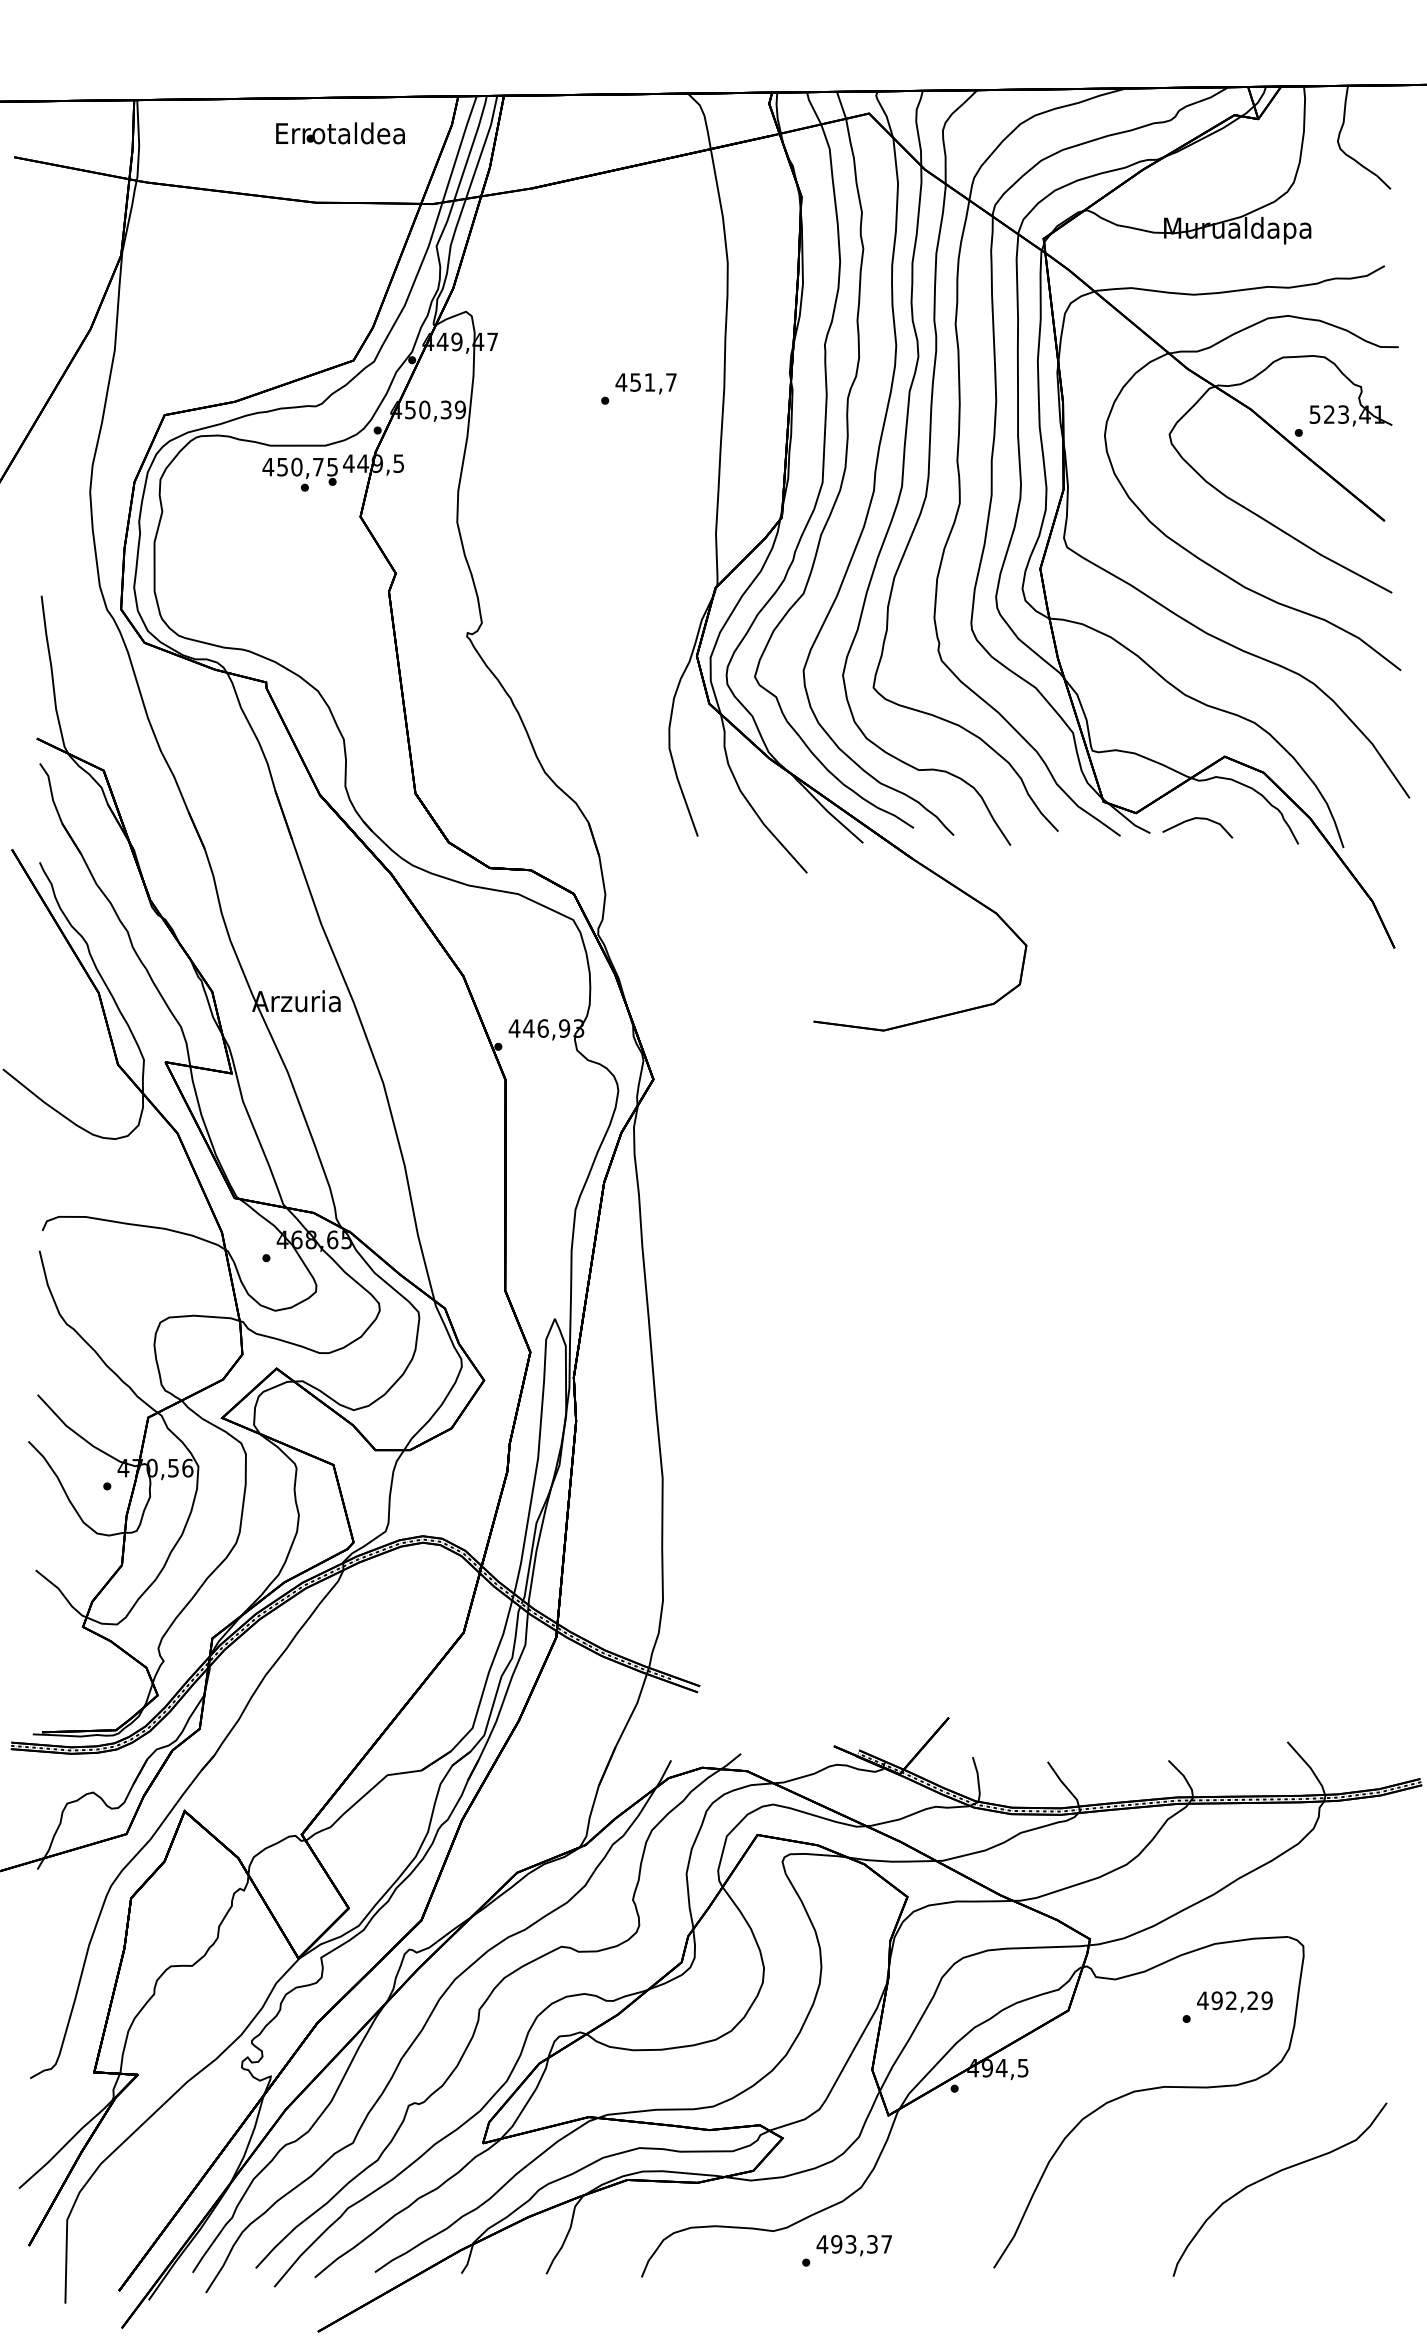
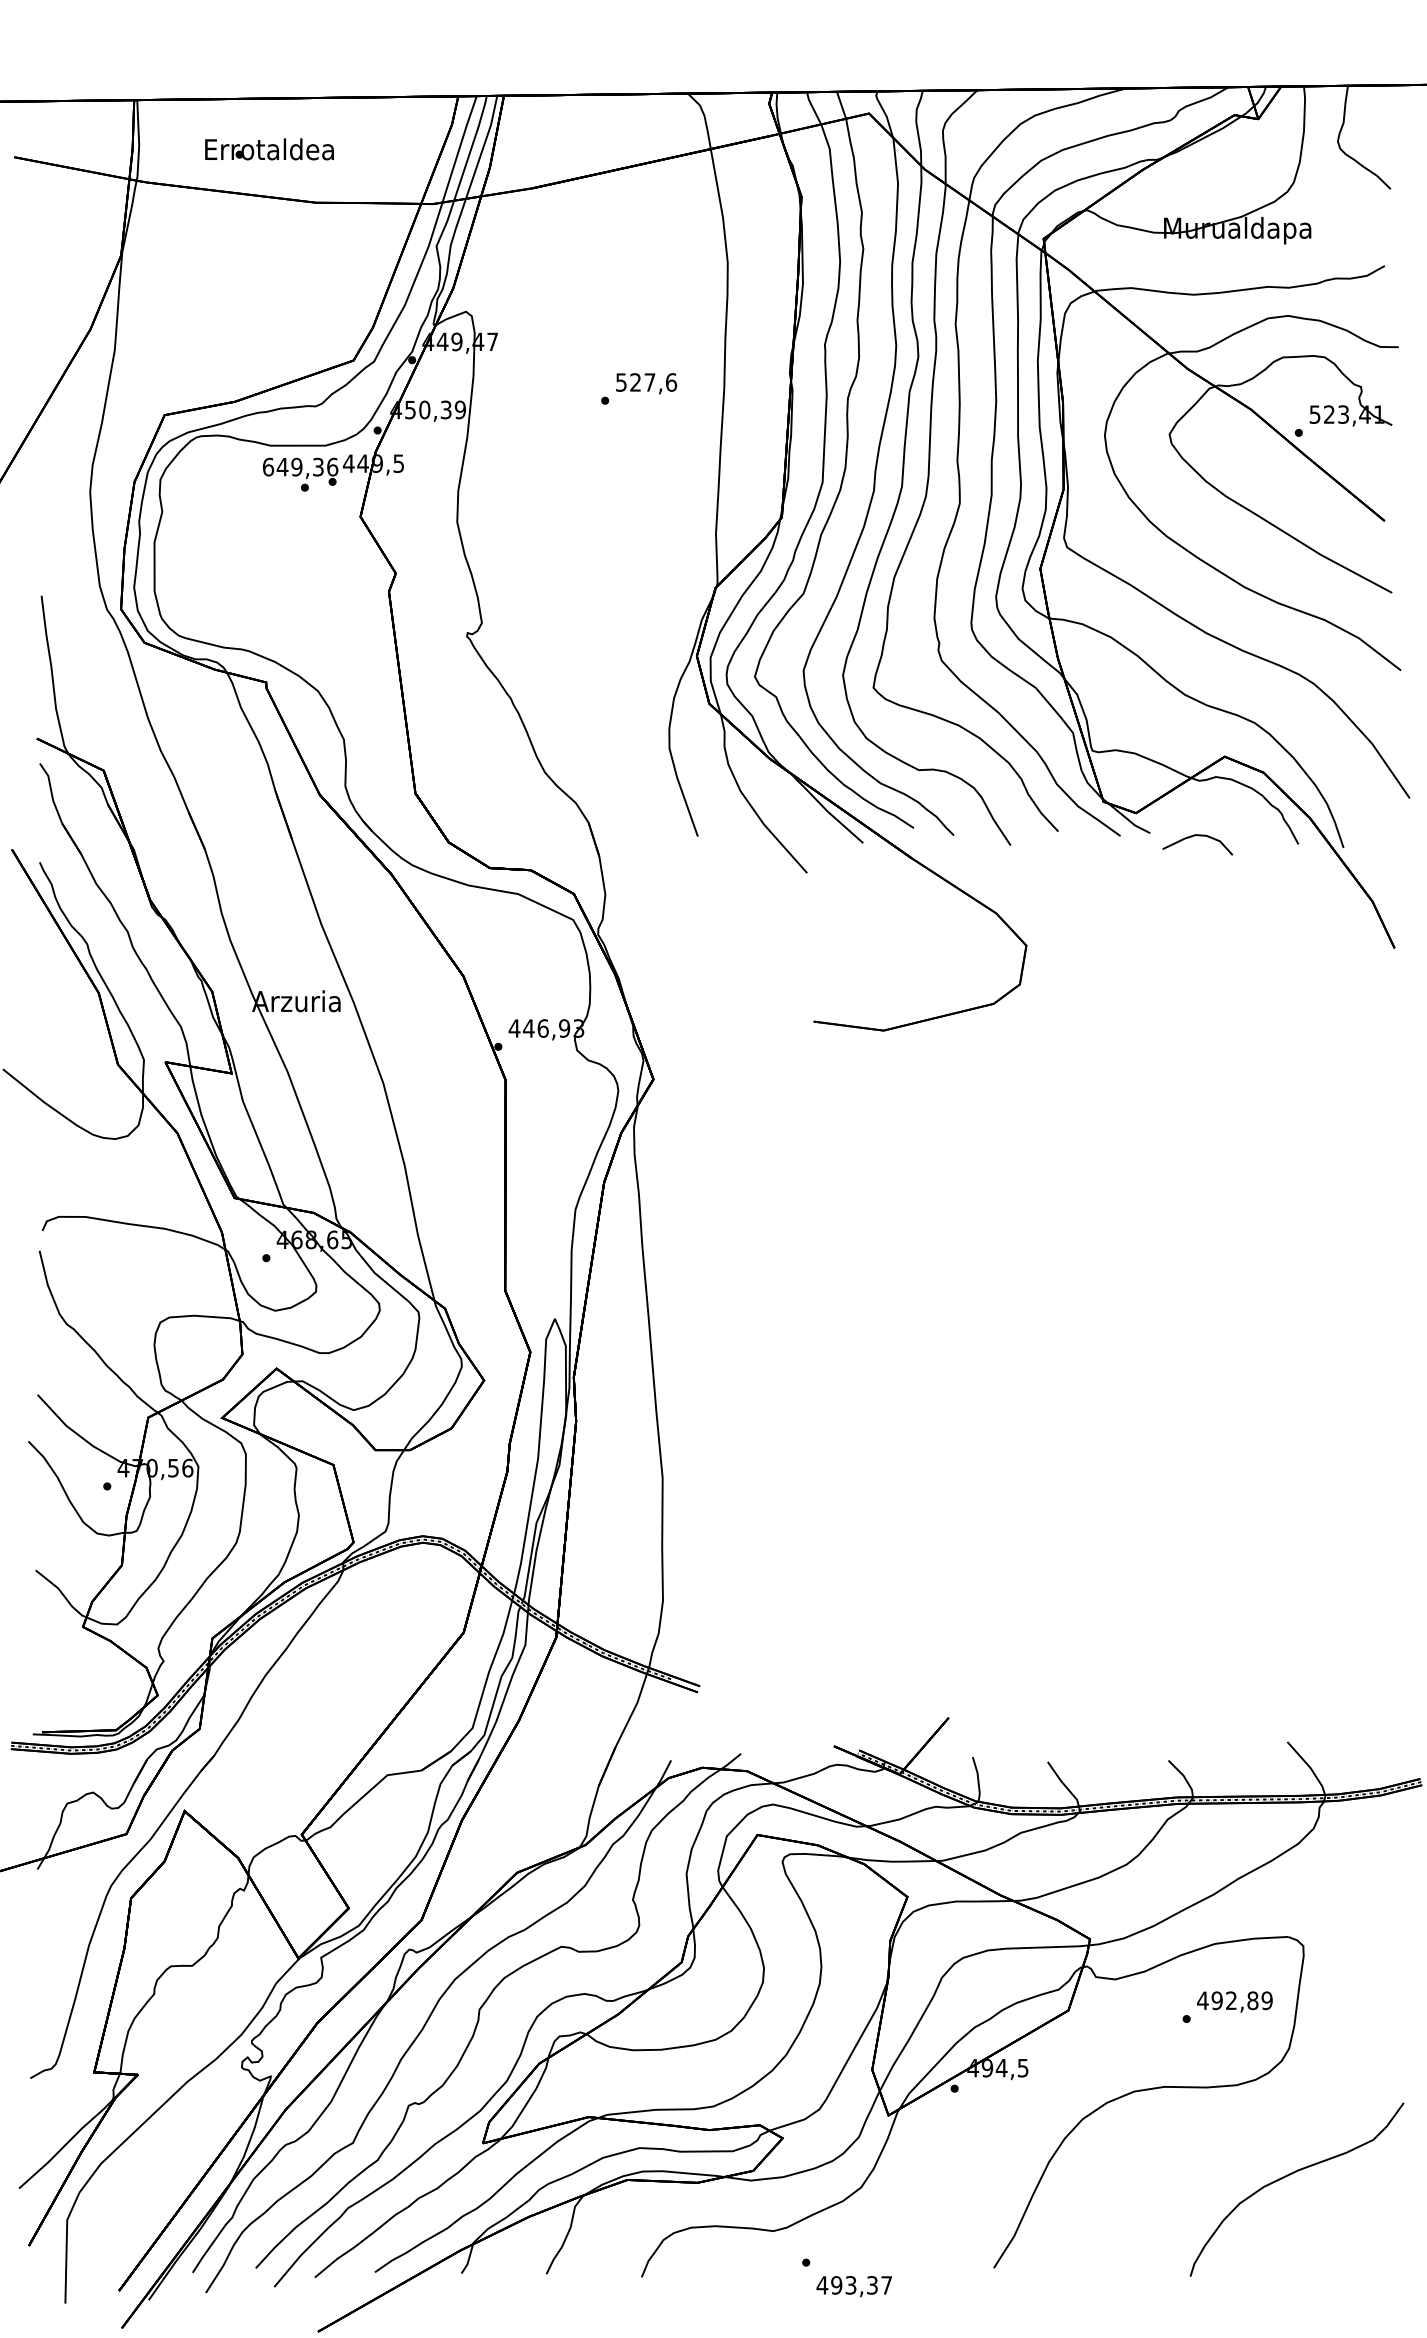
text position: (340, 133) -> (269, 149) (269, 149)
text: 451,7 -> 527,6 (646, 382)
text: 450,75 -> 649,36 (300, 466)
curve position: (1197, 819) -> (1197, 836) (1197, 836)
text: 492,29 -> 492,89 (1252, 2000)
curve position: (1273, 2175) -> (1290, 2175) (1290, 2175)
text position: (853, 2245) -> (853, 2286) (853, 2286)
